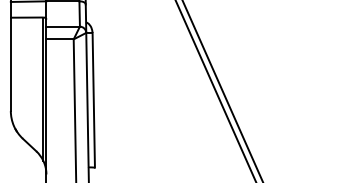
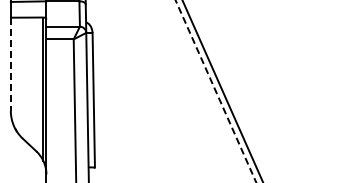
line: solid -> dashed (10, 64)
line: solid -> dashed (215, 91)
